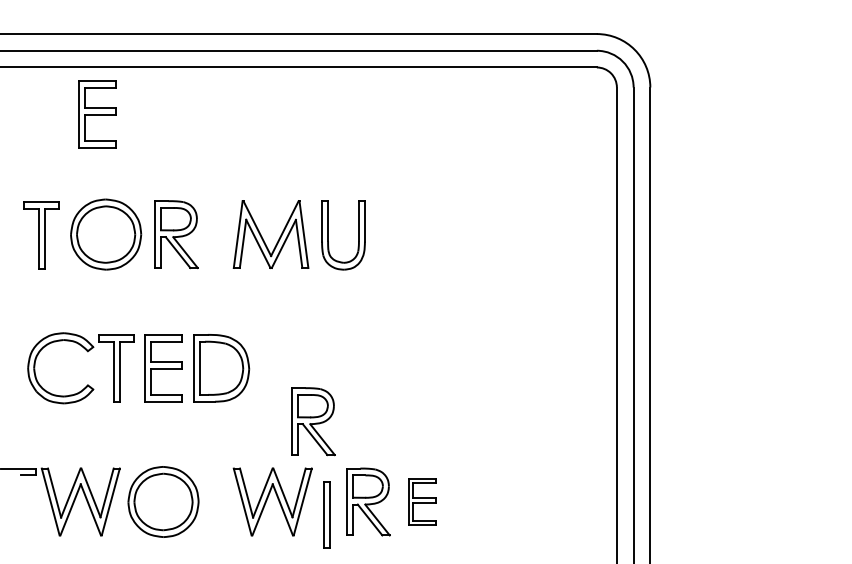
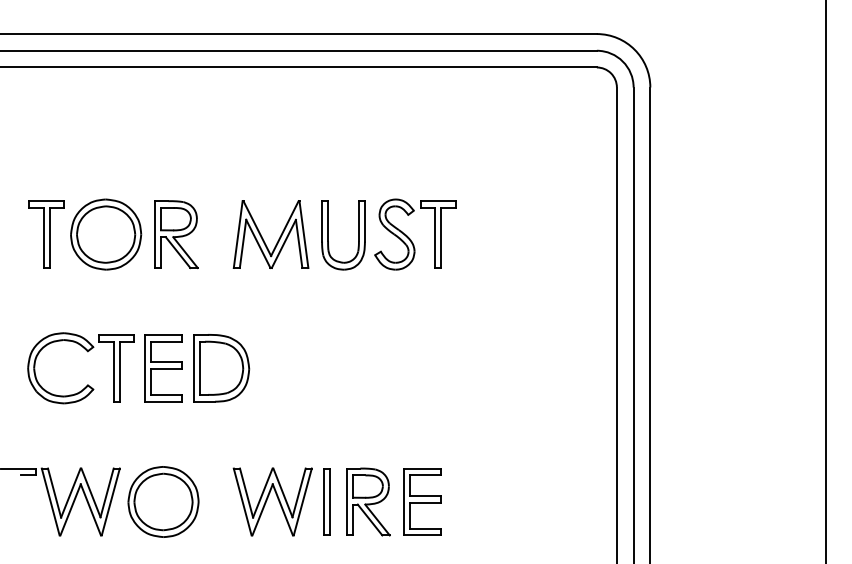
part: present -> none (97, 114)
part position: (41, 235) -> (46, 234) (46, 234)
part: none -> present (410, 238)
line: none -> present (826, 281)
part: present -> none (313, 421)
part size: 29x48 px -> 39x68 px (422, 501)
part position: (326, 514) -> (326, 501) (326, 501)
